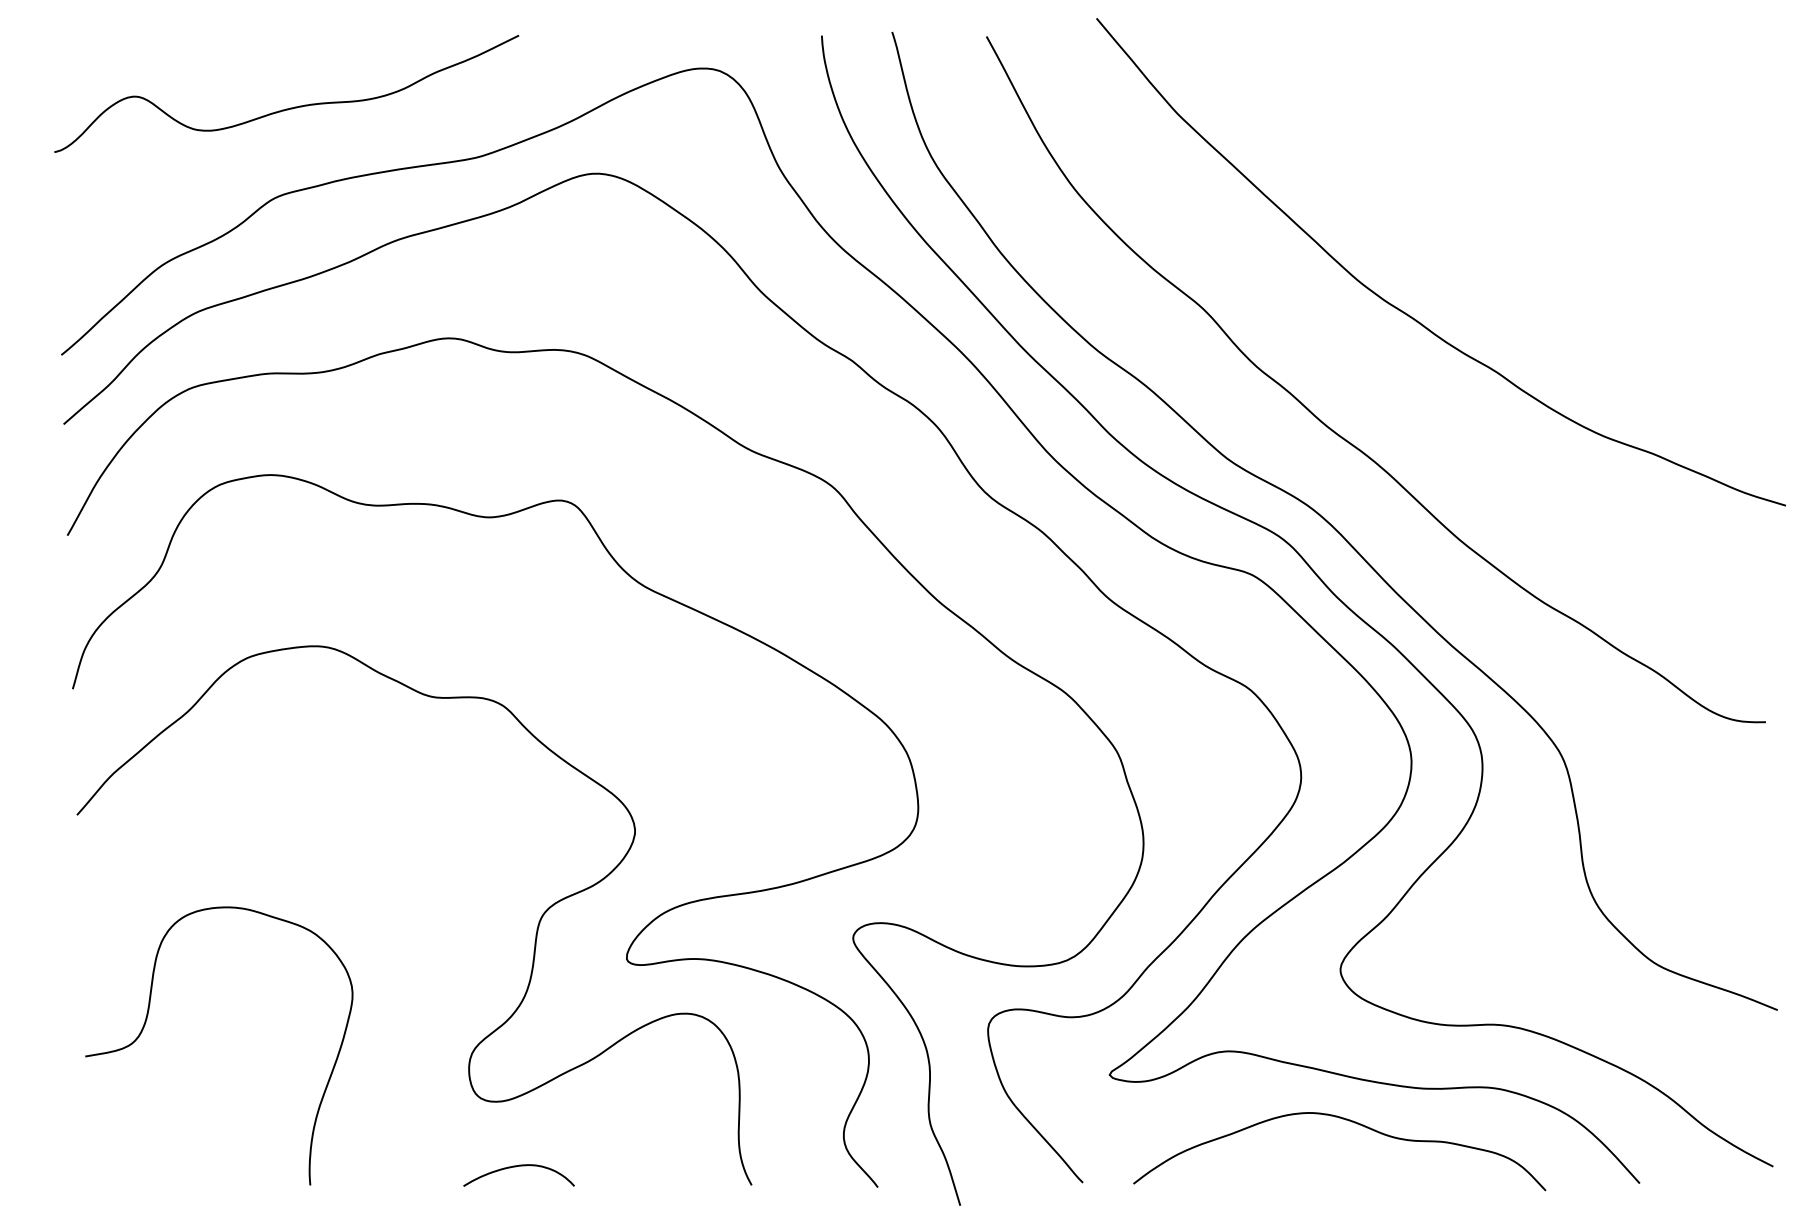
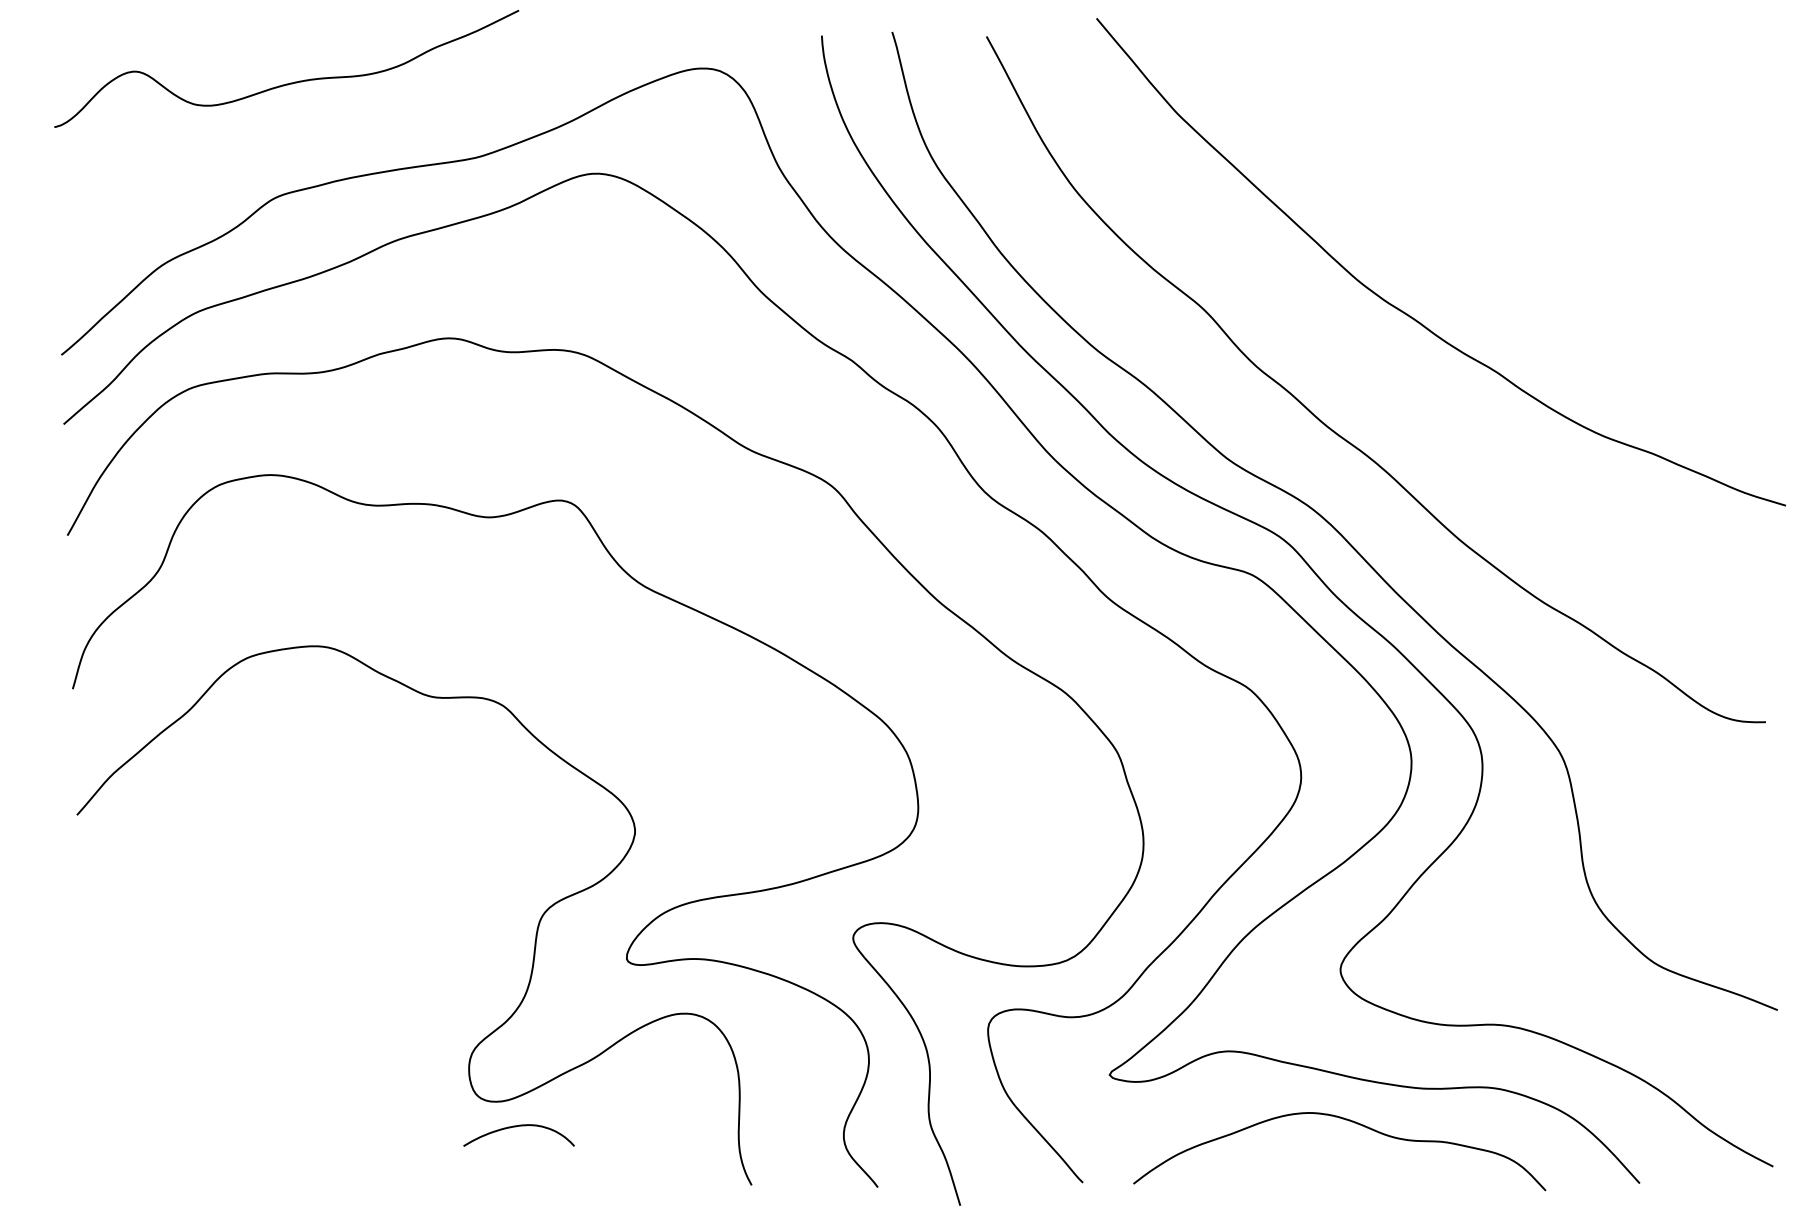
curve position: (290, 107) -> (290, 82) (290, 82)
curve: present -> none (146, 1022)
curve position: (516, 1167) -> (516, 1127) (516, 1127)
